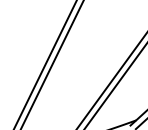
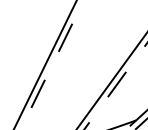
line: solid -> dashed (52, 65)
line: solid -> dashed (115, 86)
